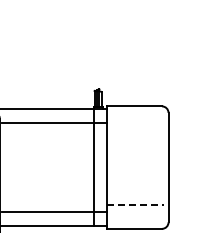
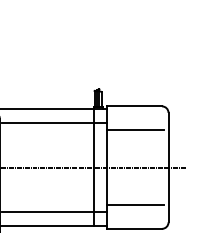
line: none -> present (134, 129)
line: none -> present (93, 167)
line: dashed -> solid (135, 205)
